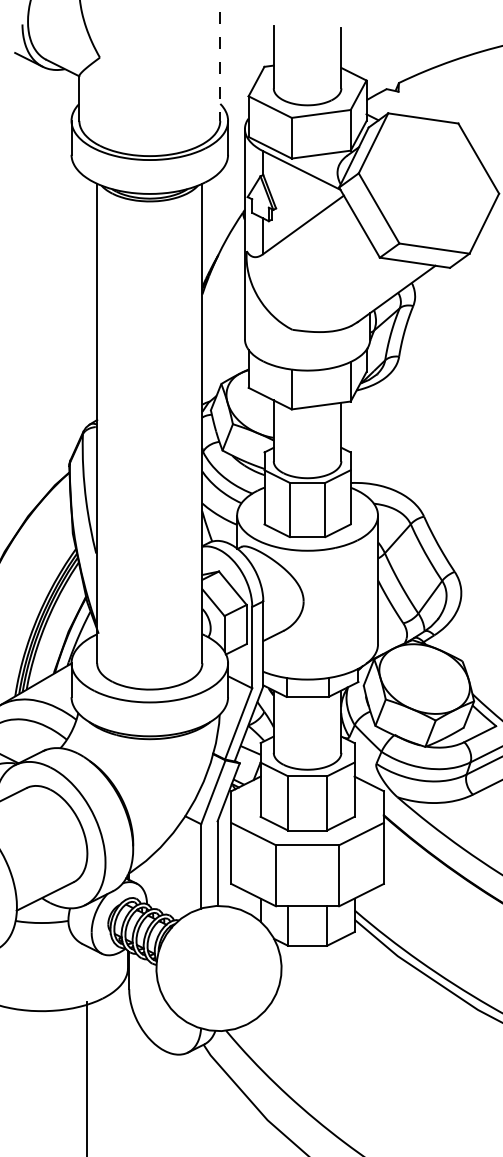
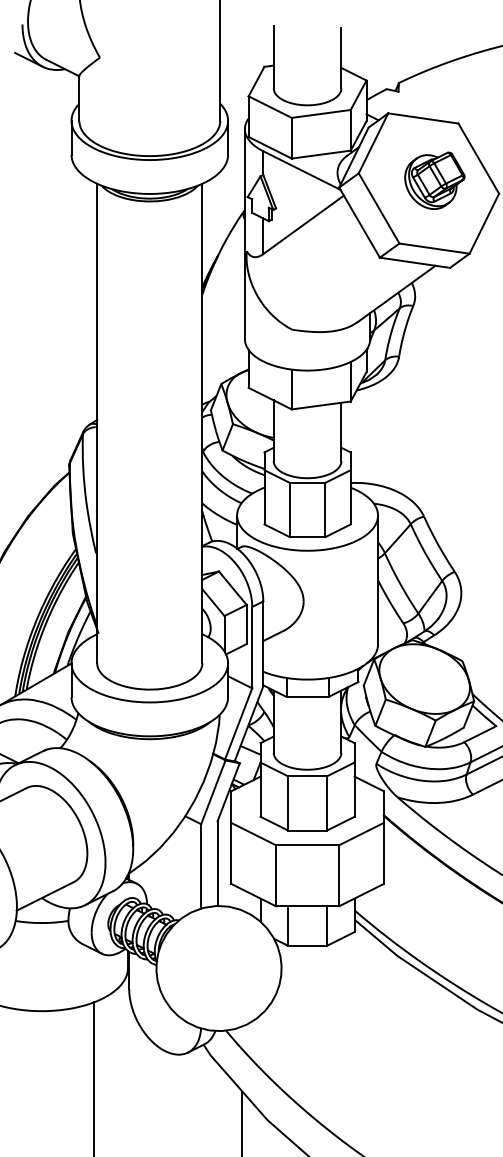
line: dashed -> solid (220, 61)
part: none -> present (434, 180)
line position: (87, 1077) -> (94, 1077) (94, 1077)
line: none -> present (242, 1122)
